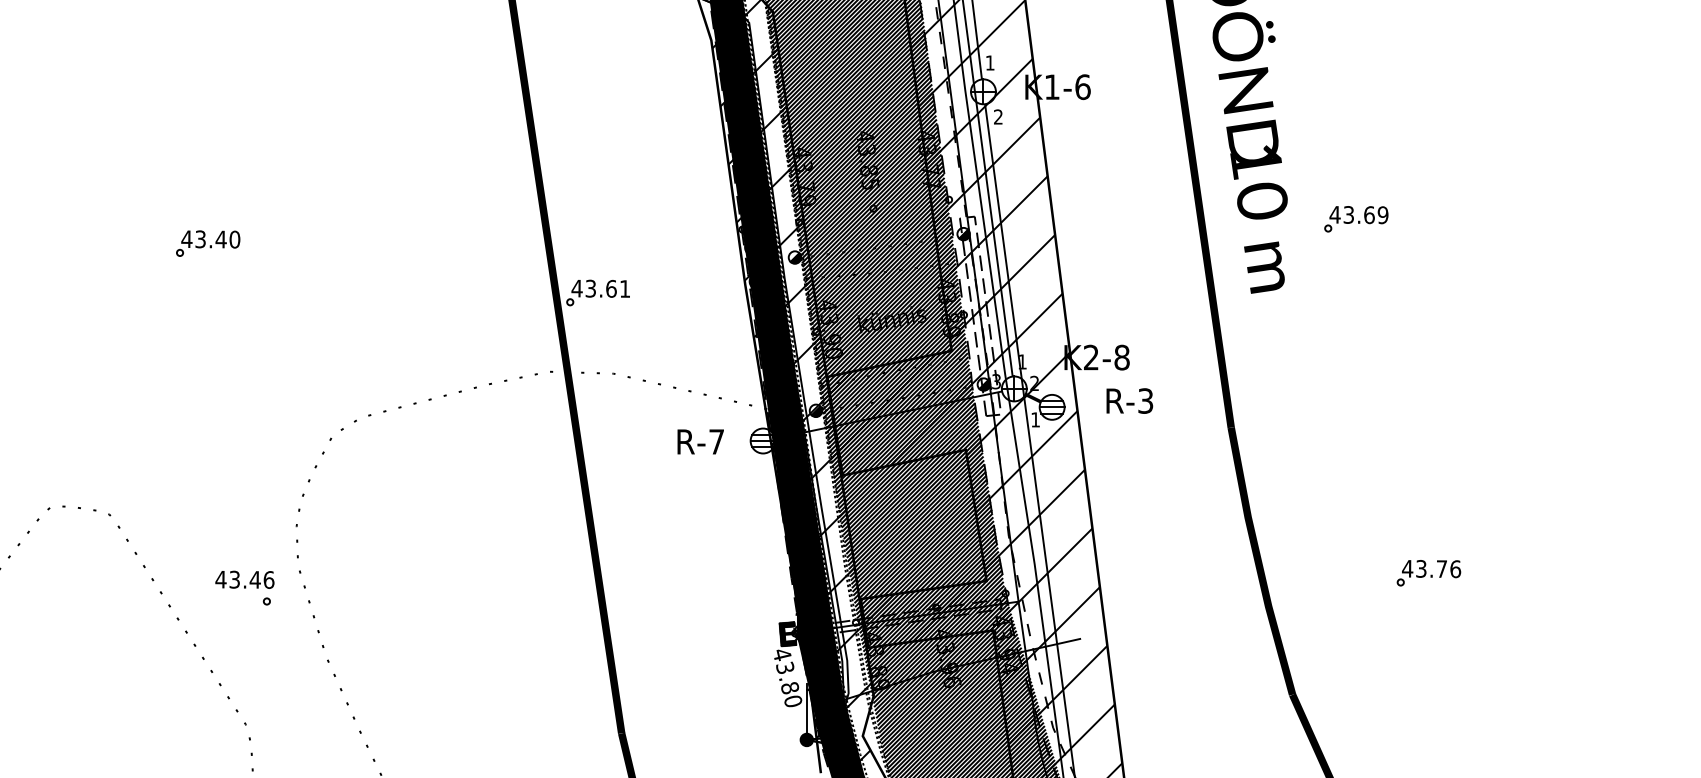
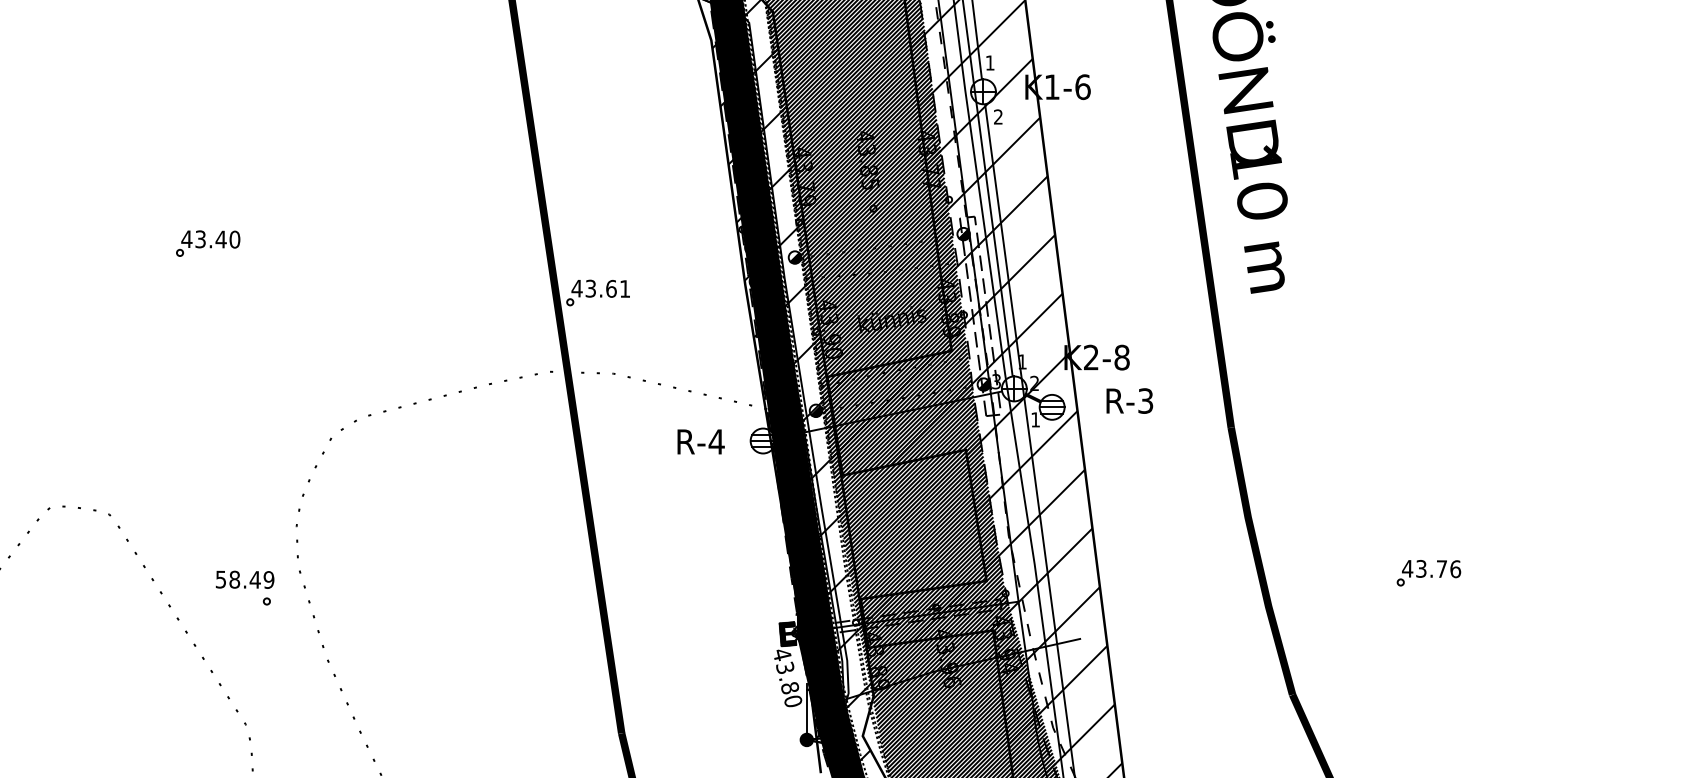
part: present -> none (1356, 219)
text: R-7 -> R-4 (716, 441)
text: 43.46 -> 58.49 (244, 579)
